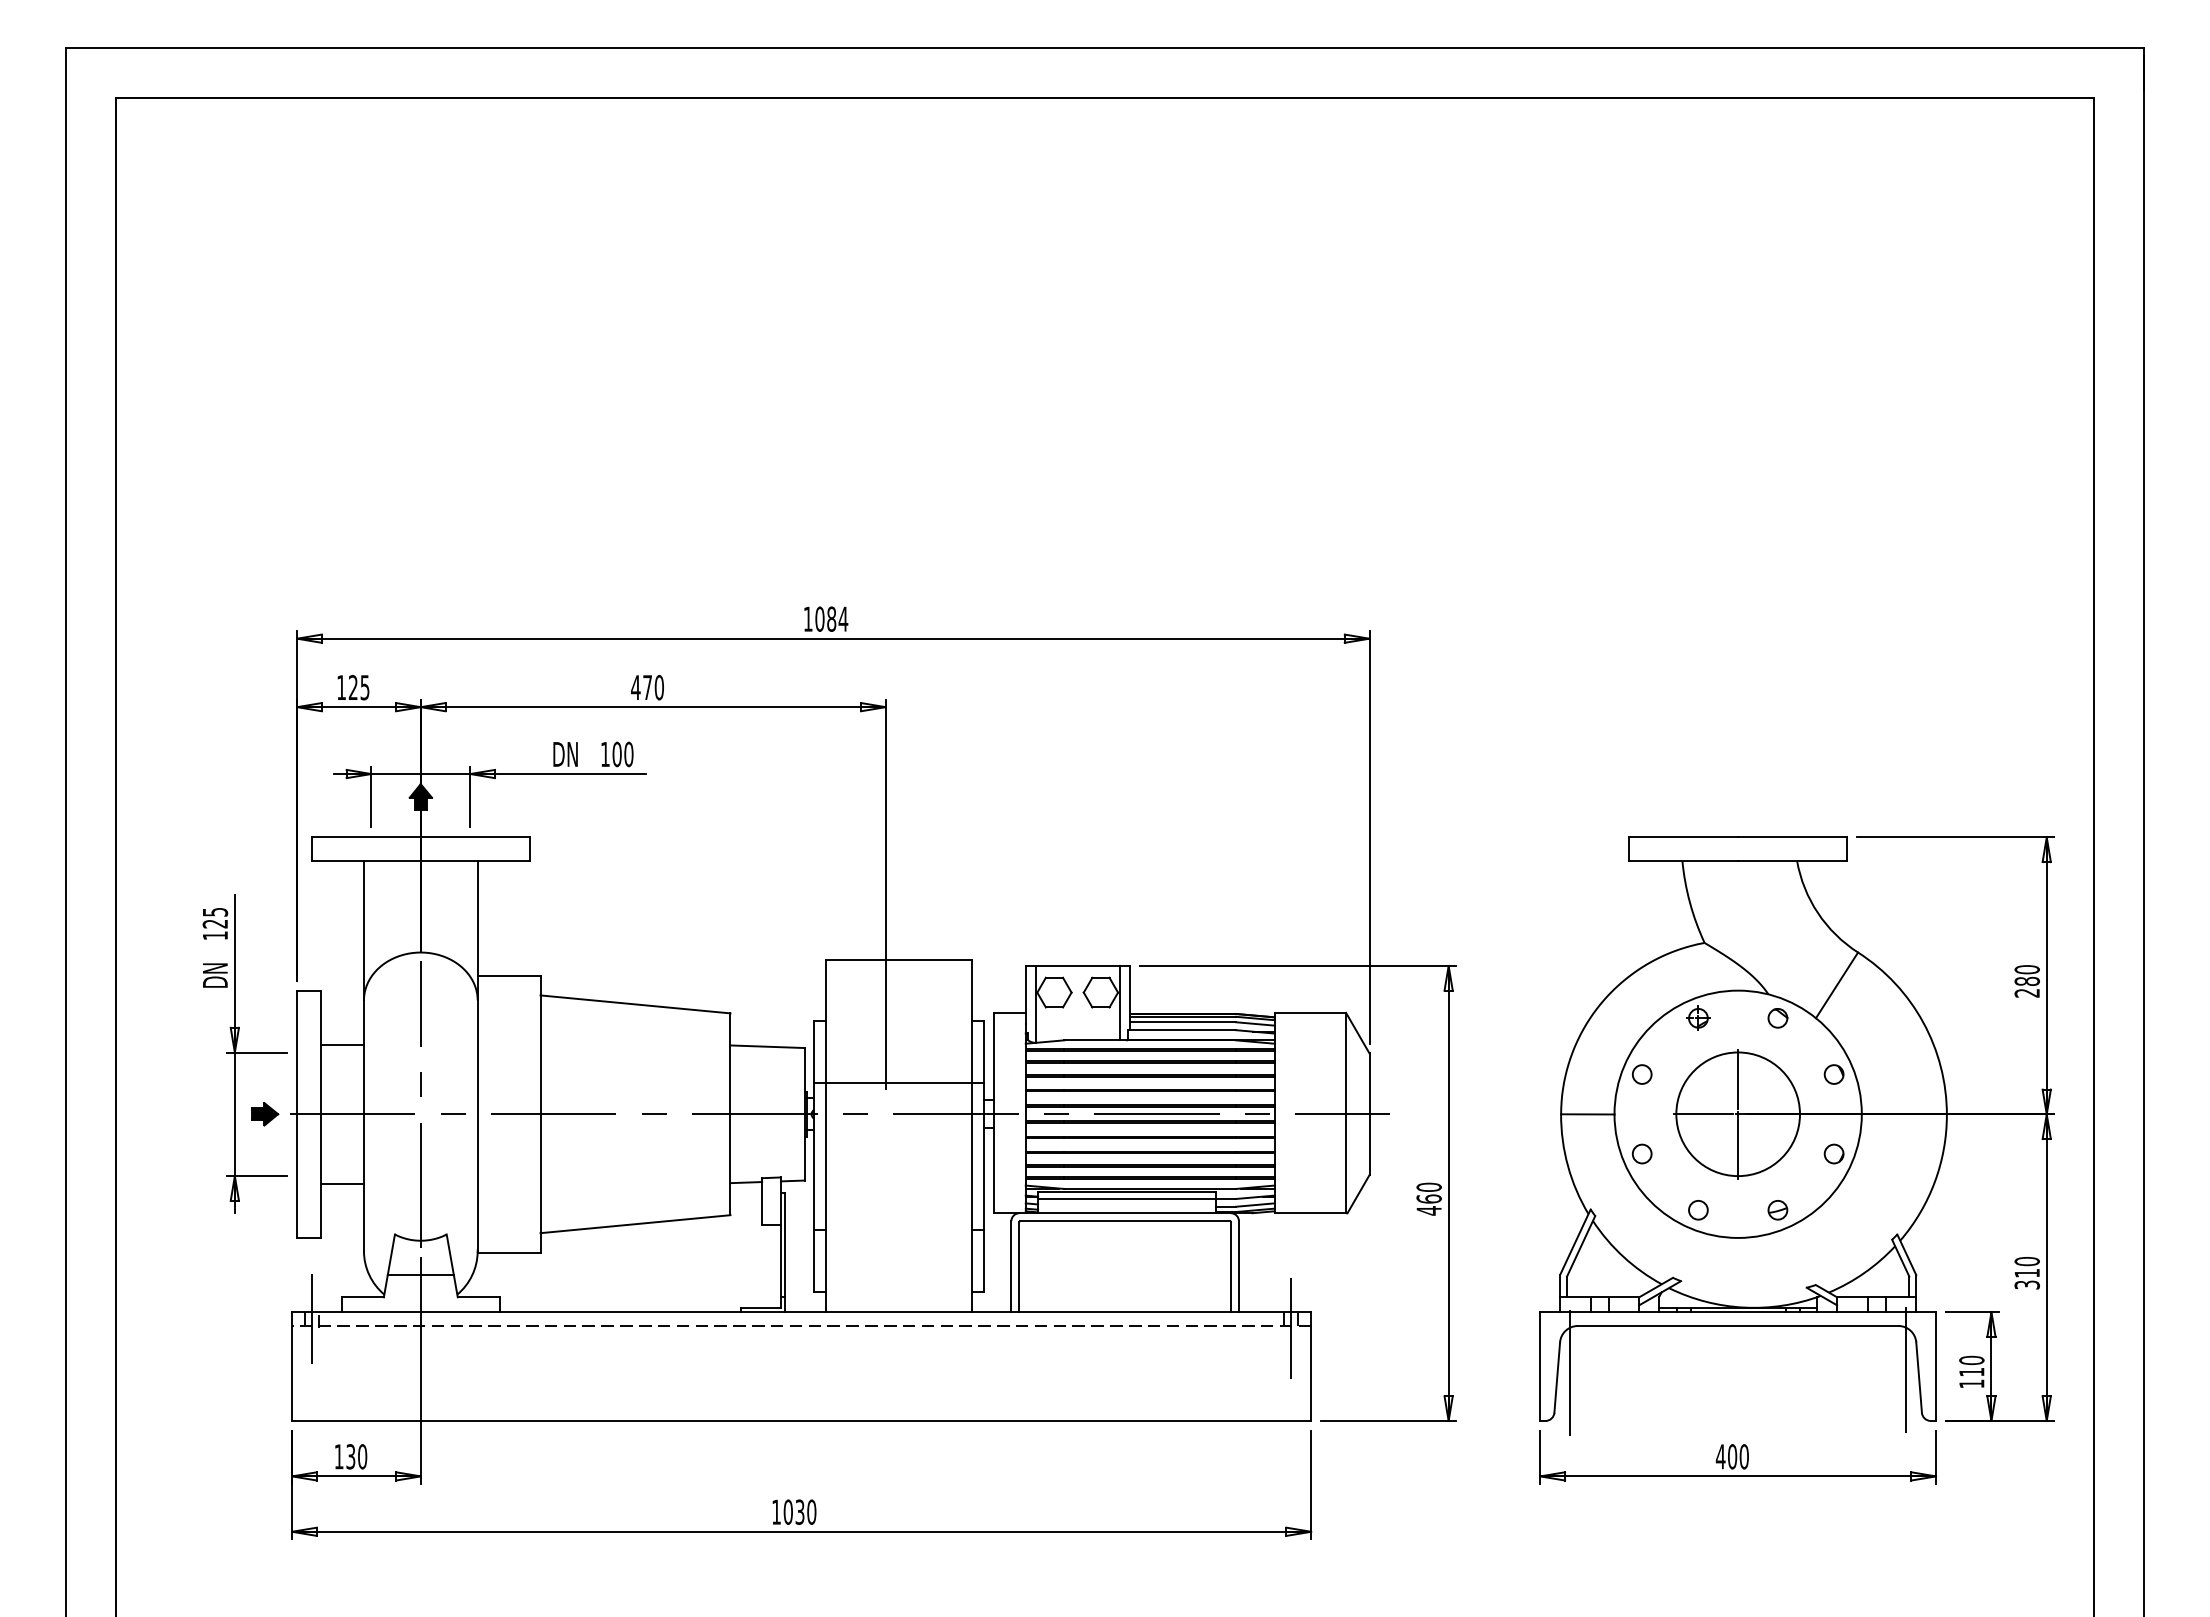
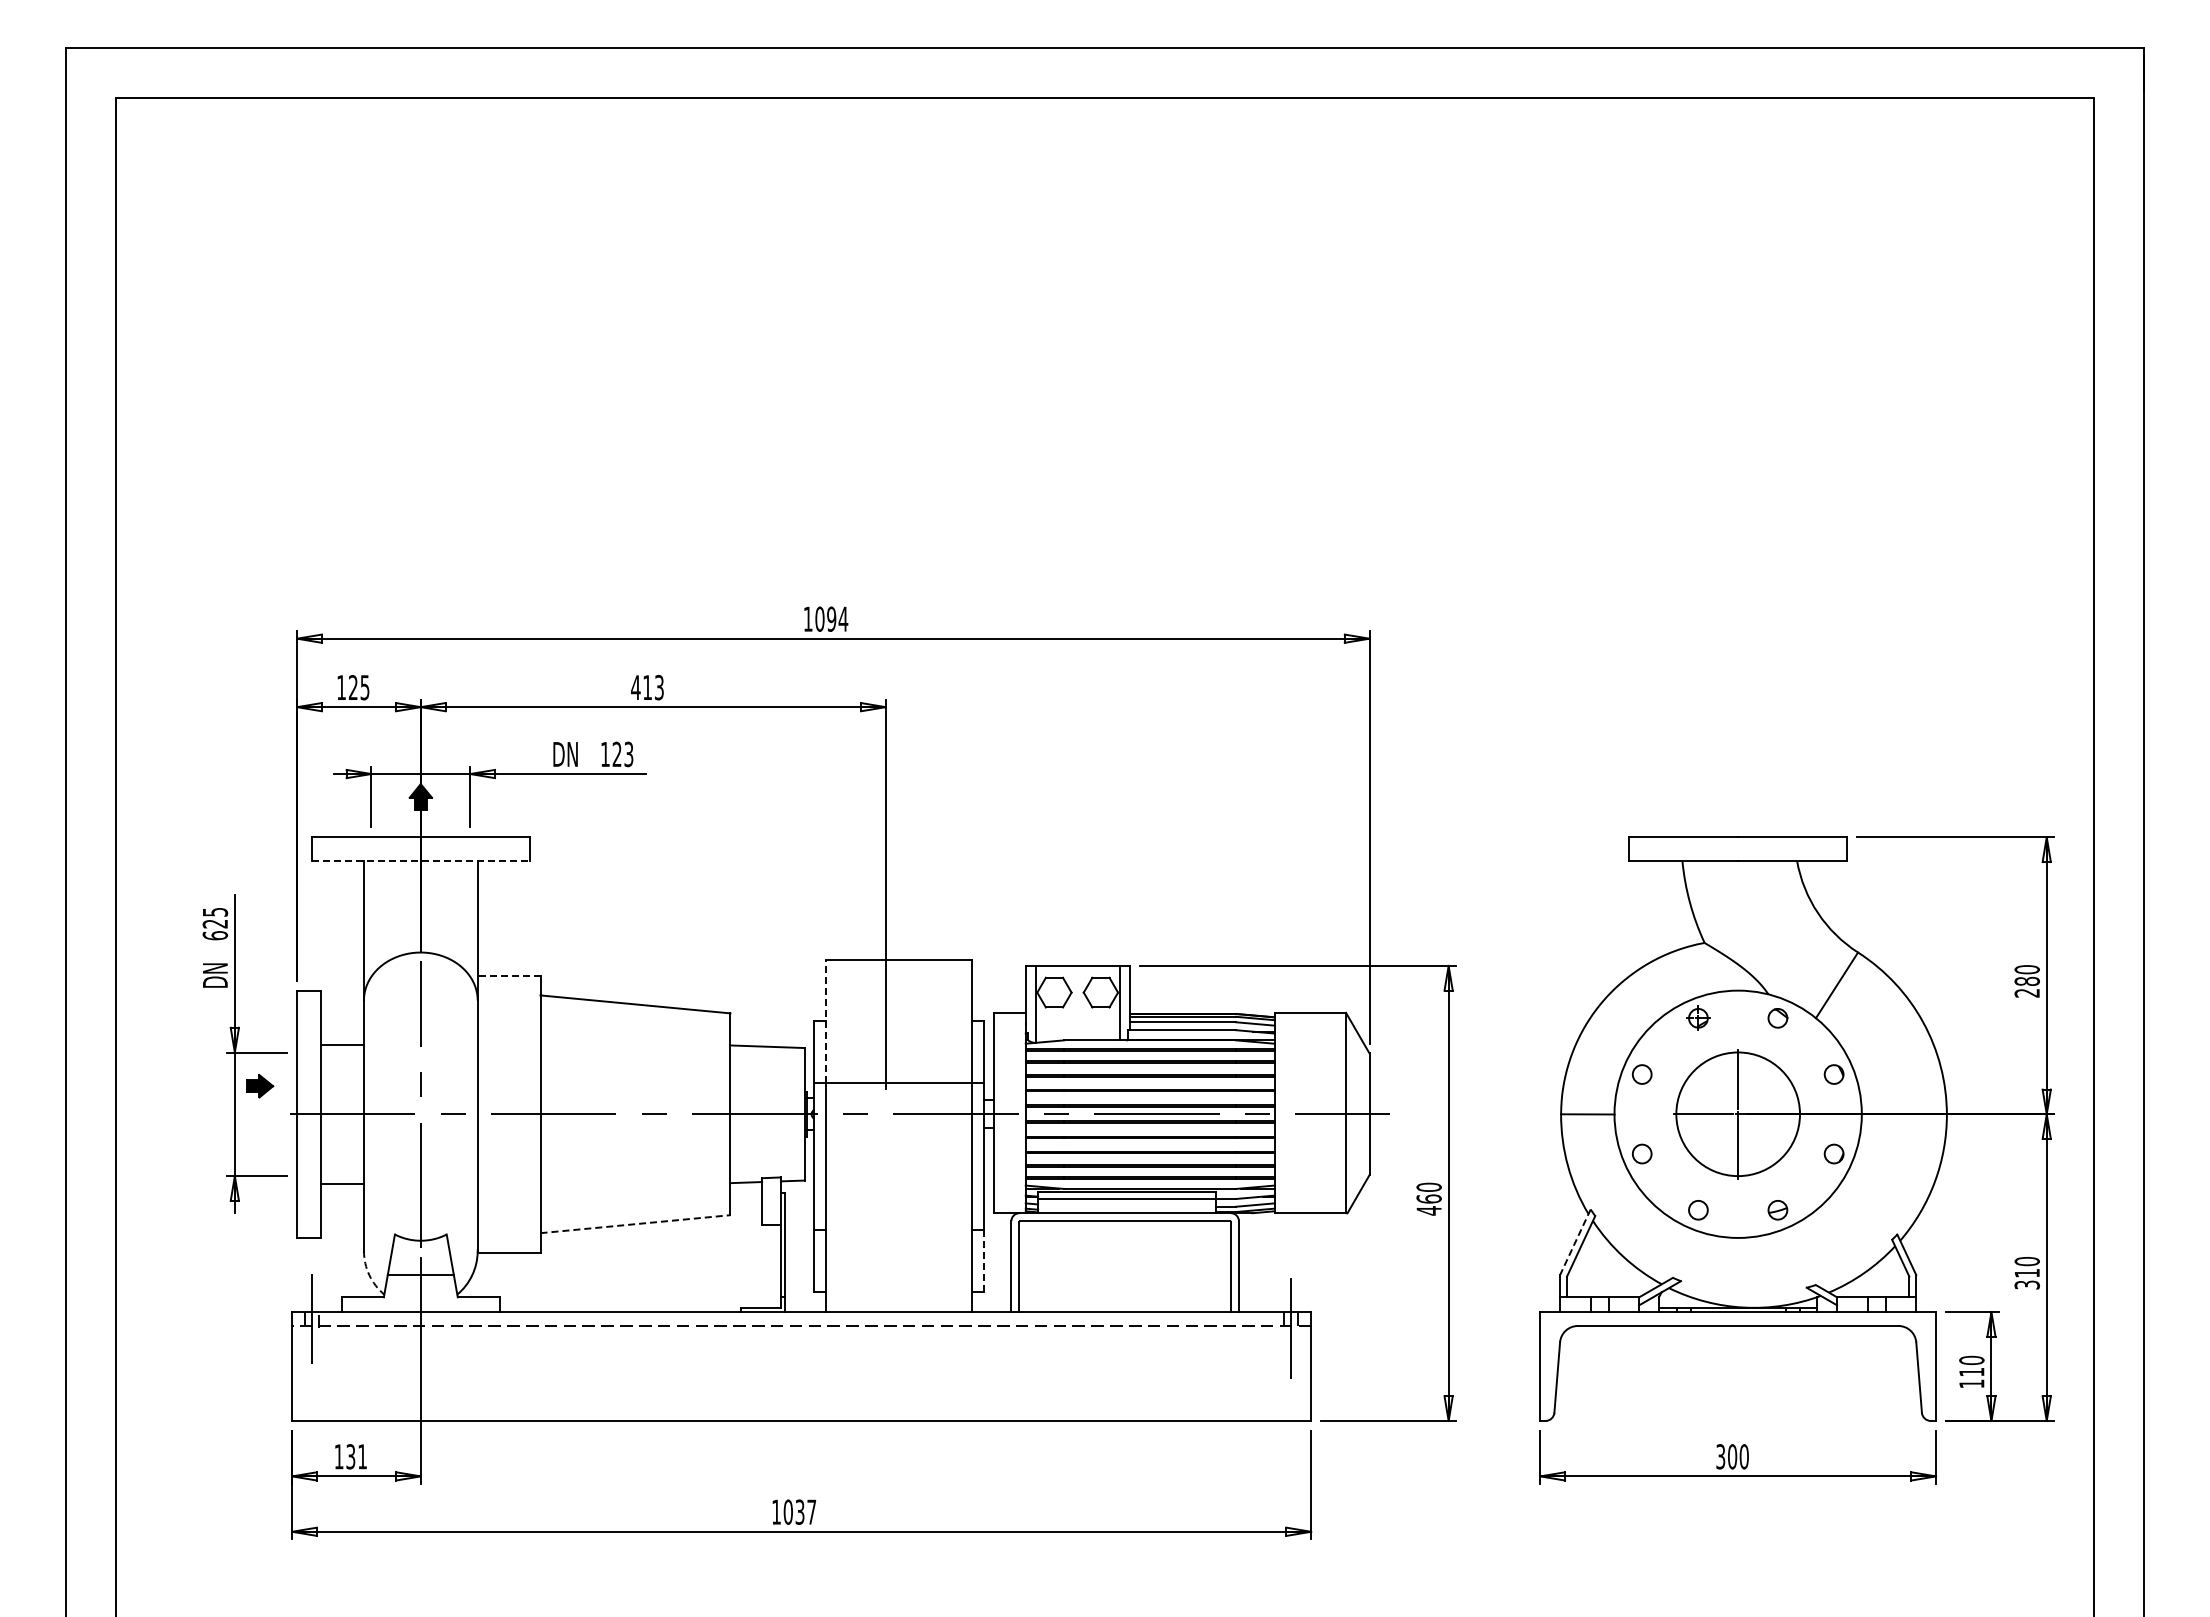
text: 1084 -> 1094 (831, 618)
text: 470 -> 413 (653, 687)
text: 100 -> 123 (622, 754)
line: solid -> dashed (420, 861)
text: 125 -> 625 (215, 935)
line: solid -> dashed (508, 975)
line: solid -> dashed (825, 1020)
part position: (265, 1114) -> (260, 1086) (260, 1086)
line: solid -> dashed (636, 1224)
line: solid -> dashed (1575, 1242)
line: solid -> dashed (984, 1261)
arc: solid -> dashed (369, 1275)
line: present -> none (1570, 1371)
line: present -> none (1906, 1371)
text: 130 -> 131 (362, 1456)
text: 400 -> 300 (1720, 1456)
text: 1030 -> 1037 (811, 1511)
